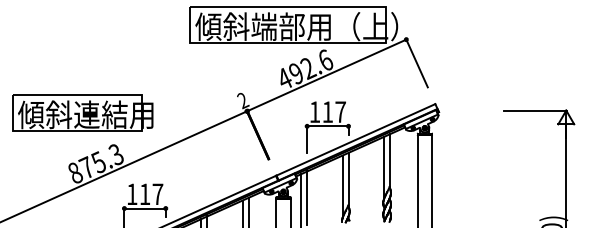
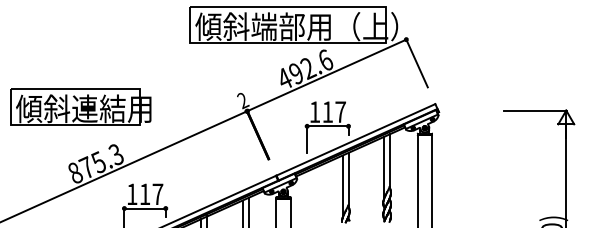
part position: (82, 112) -> (80, 106) (80, 106)
line: present -> none (307, 197)
line: present -> none (301, 199)
